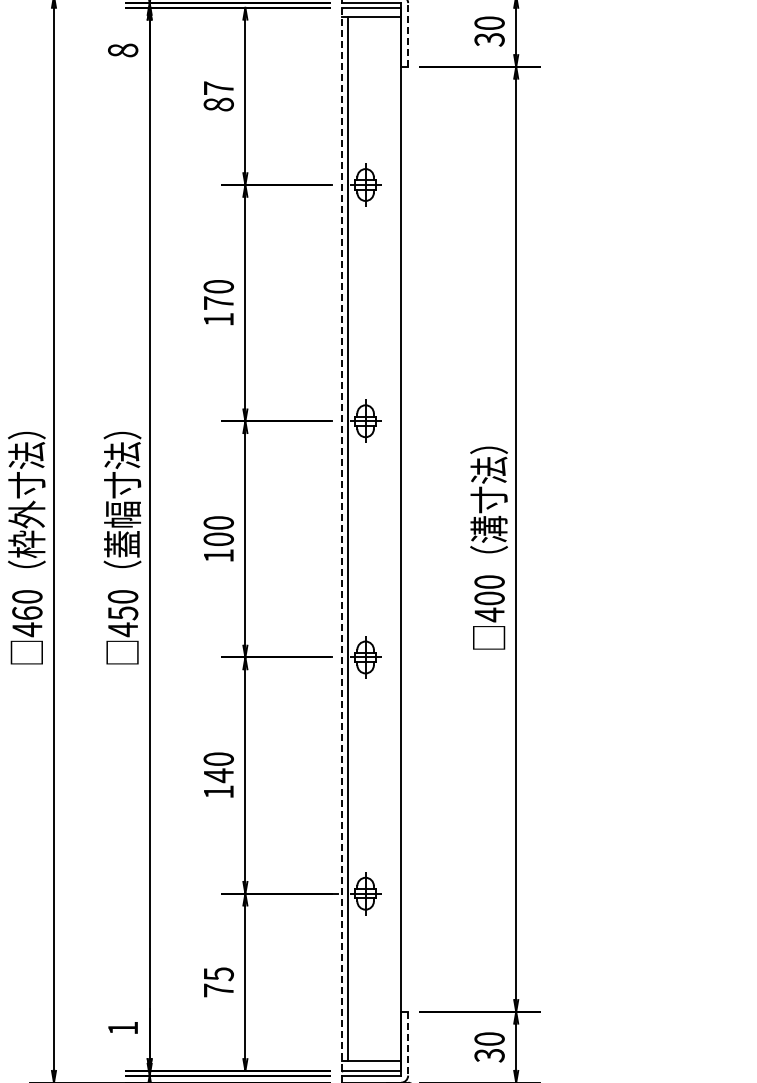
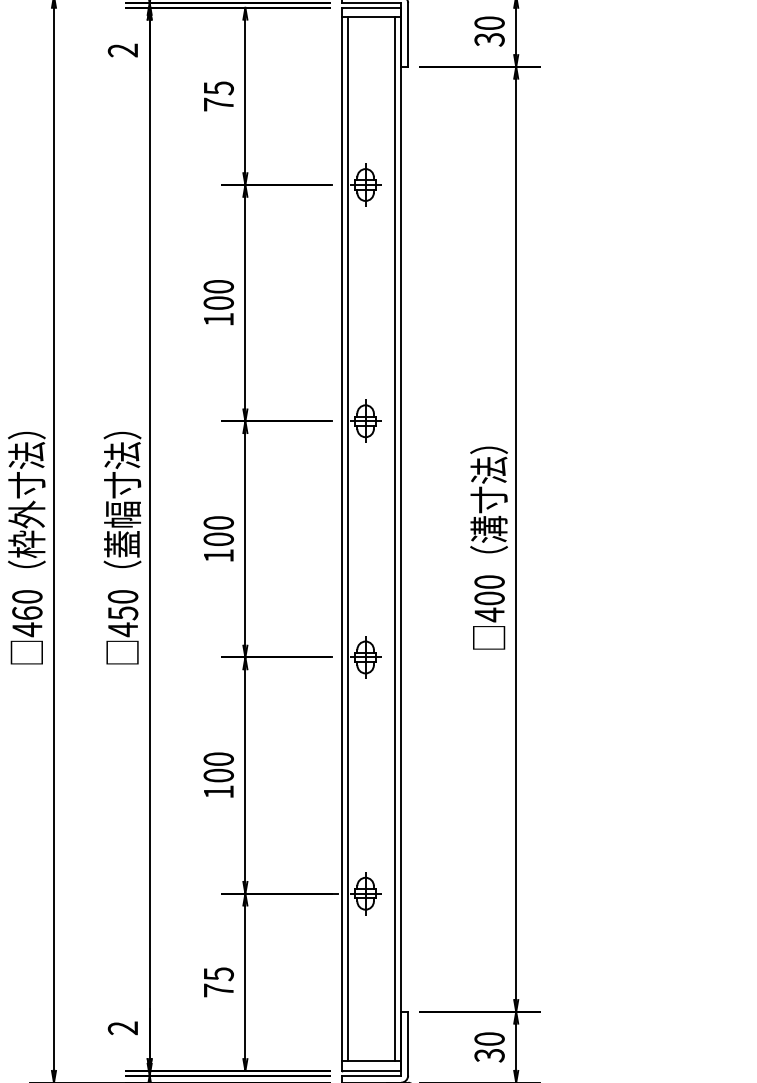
line: dashed -> solid (408, 35)
text: 8 -> 2 (122, 50)
text: 87 -> 75 (218, 96)
text: 170 -> 100 (218, 302)
line: dashed -> solid (342, 539)
line: none -> present (395, 539)
text: 140 -> 100 (218, 775)
text: 1 -> 2 (122, 1028)
line: dashed -> solid (408, 1043)
